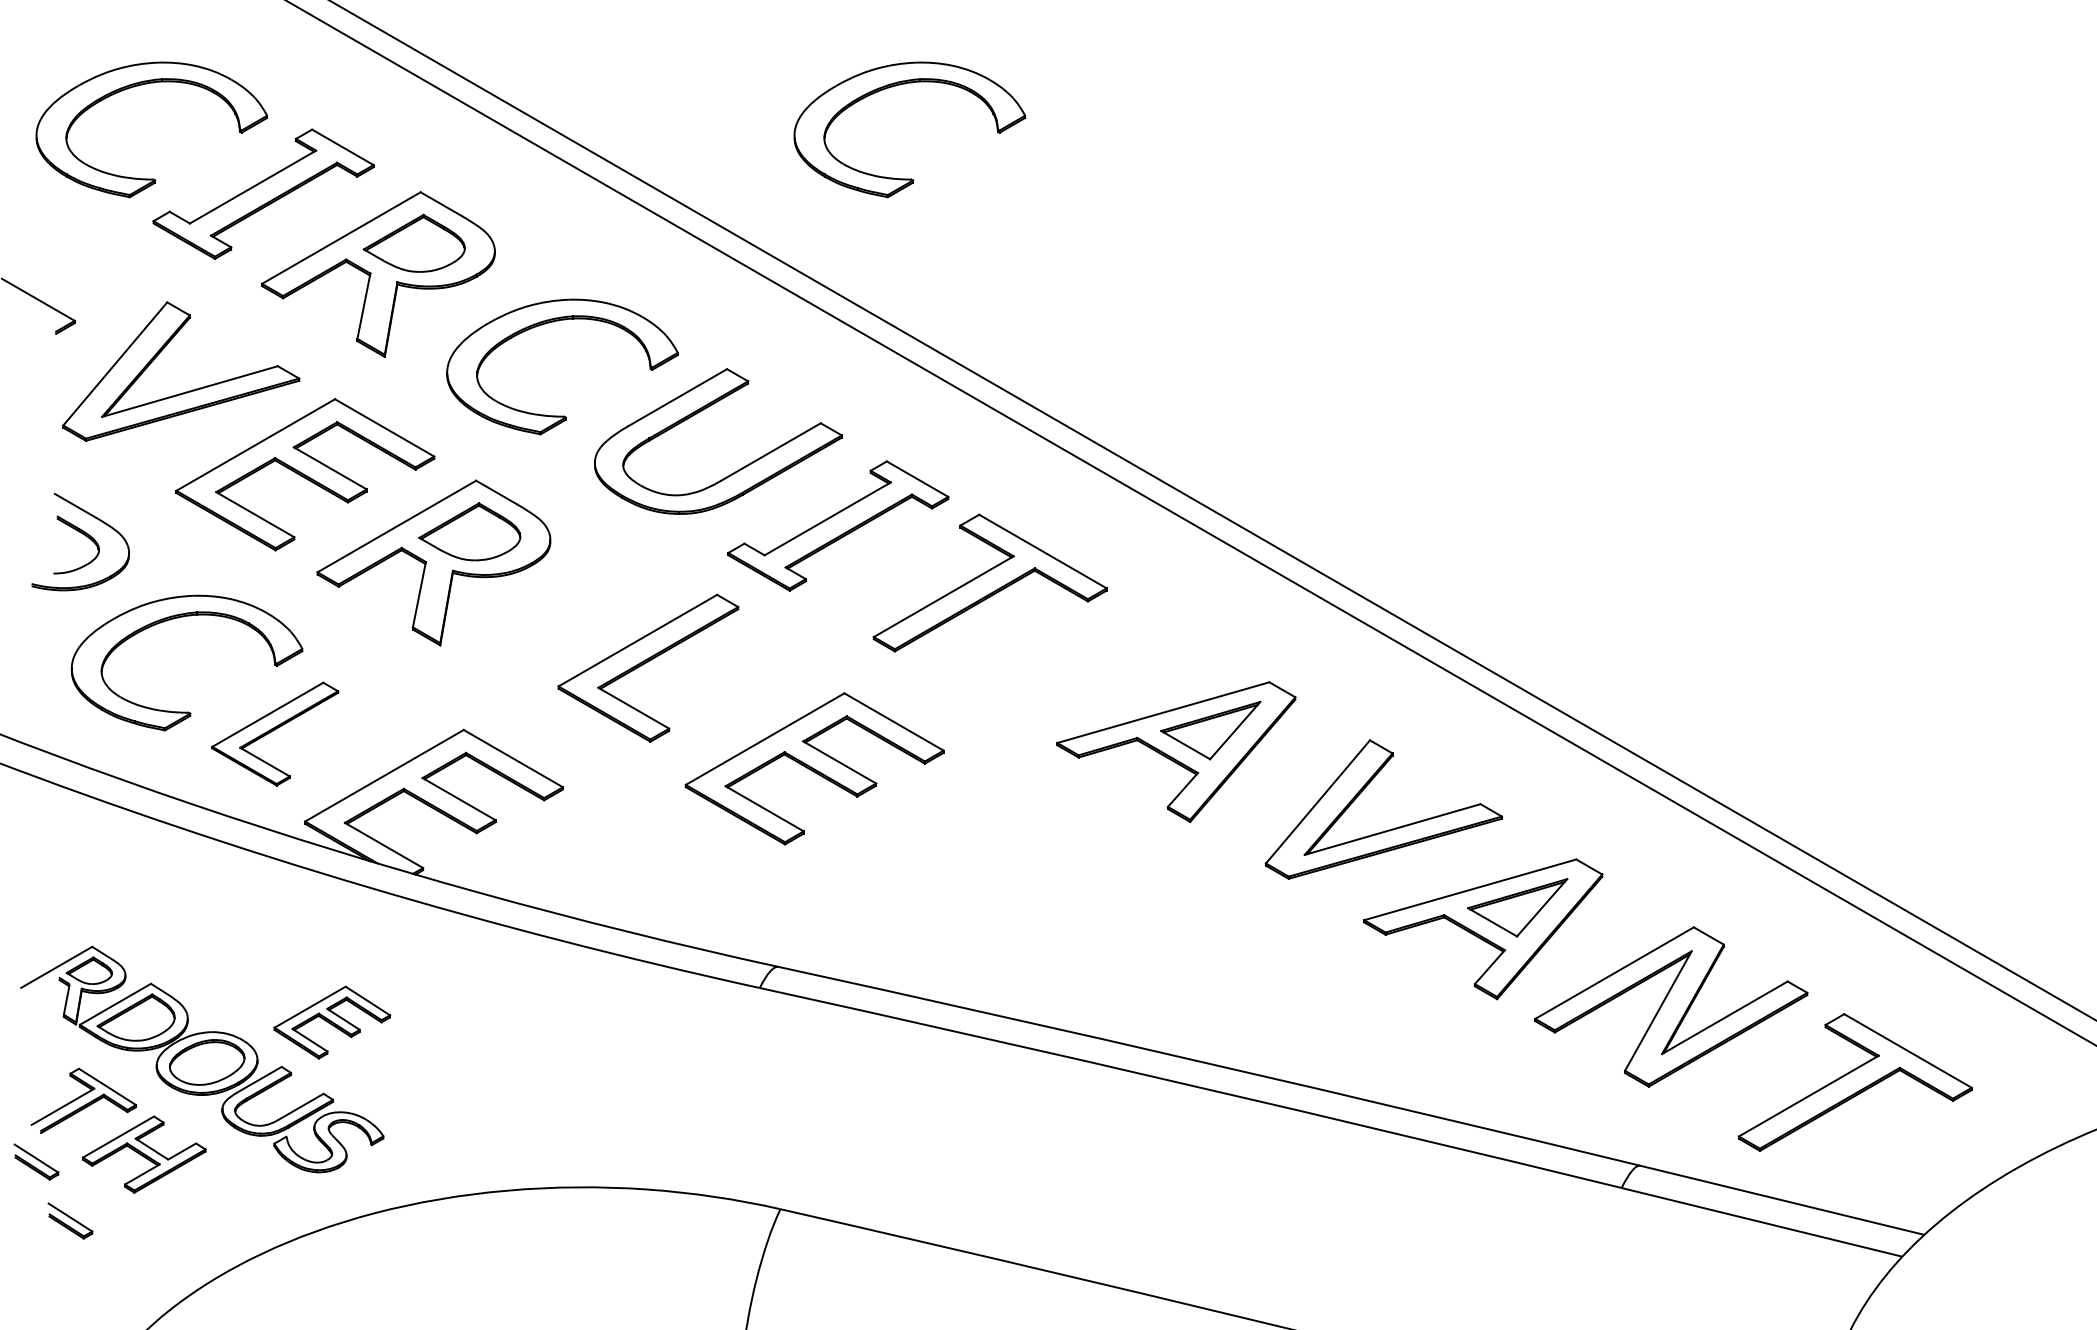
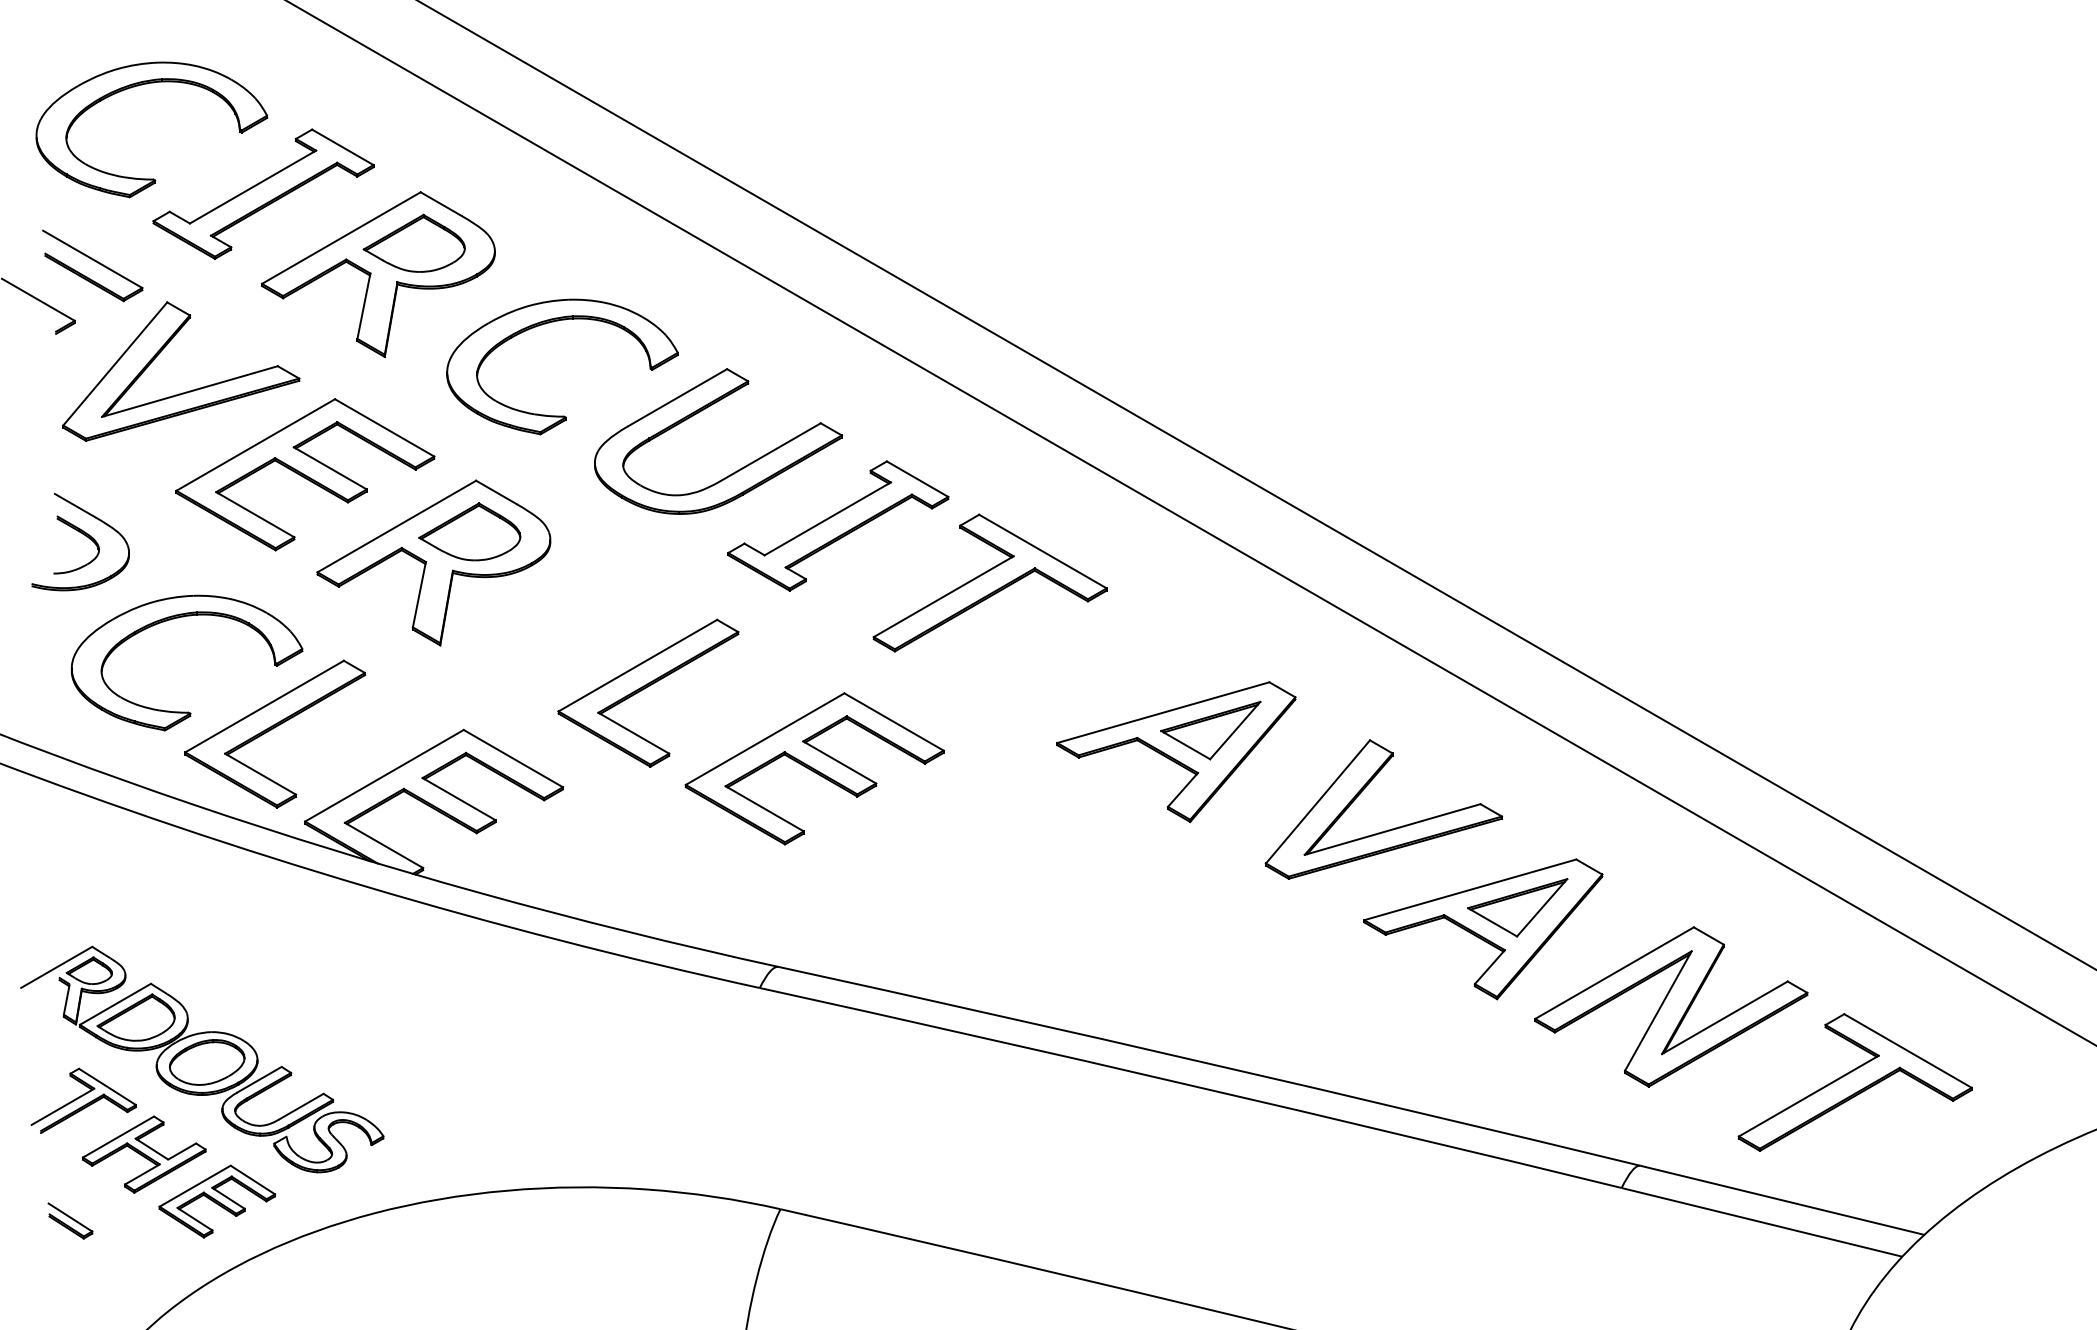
part: present -> none (900, 85)
part: none -> present (92, 265)
line position: (1212, 510) -> (1256, 485) (1256, 485)
part position: (648, 667) -> (648, 692) (648, 692)
part size: 129x106 px -> 183x150 px (275, 733)
part position: (332, 1022) -> (217, 1201) (217, 1201)
part: present -> none (36, 1161)
